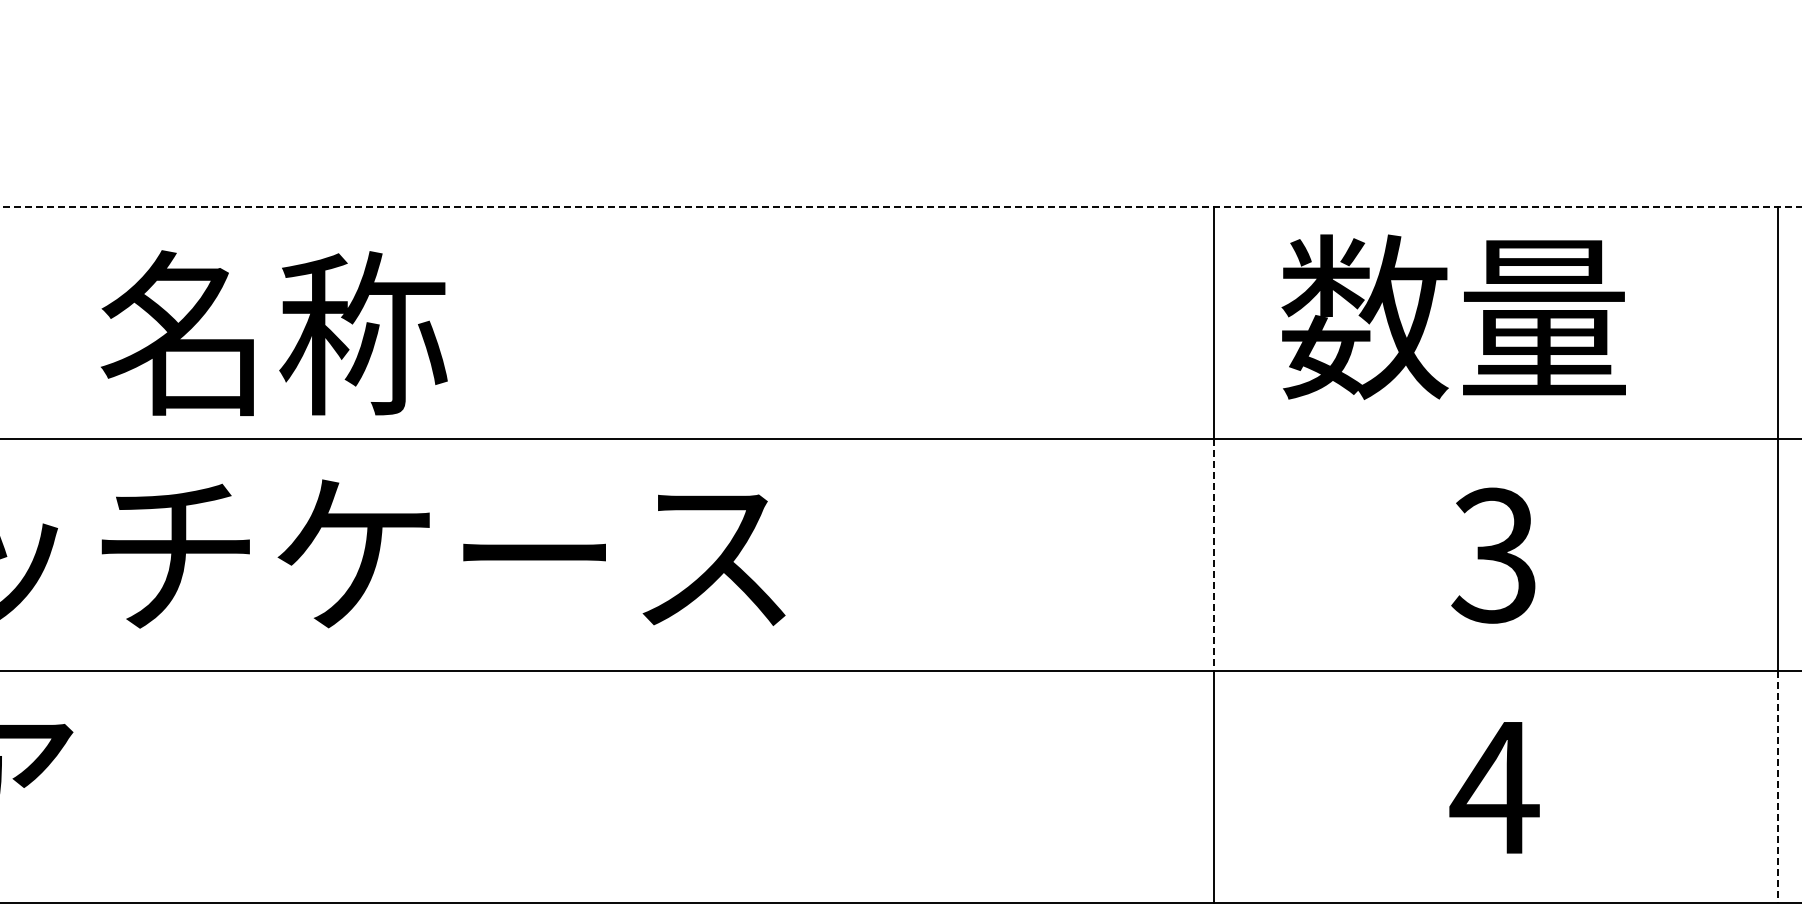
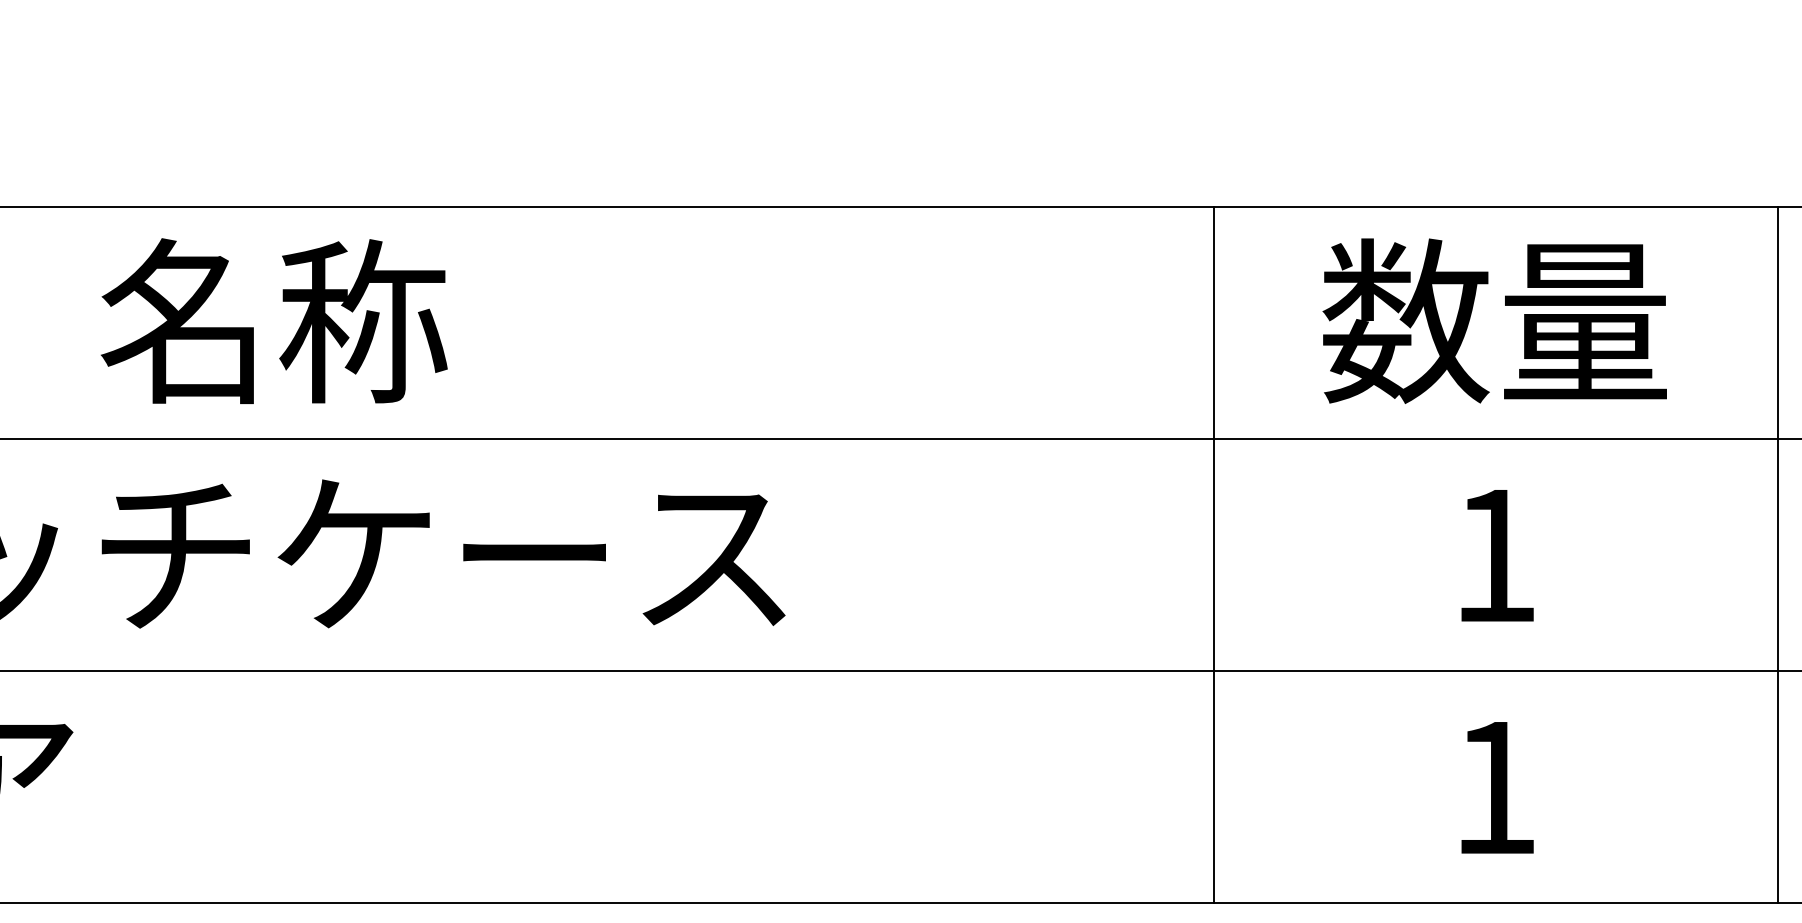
line: dashed -> solid (901, 207)
text position: (1453, 316) -> (1494, 320) (1494, 320)
text position: (273, 332) -> (273, 320) (273, 320)
line: dashed -> solid (1213, 555)
text: 3 -> 1 (1493, 555)
text: 4 -> 1 (1494, 787)
line: dashed -> solid (1777, 787)
